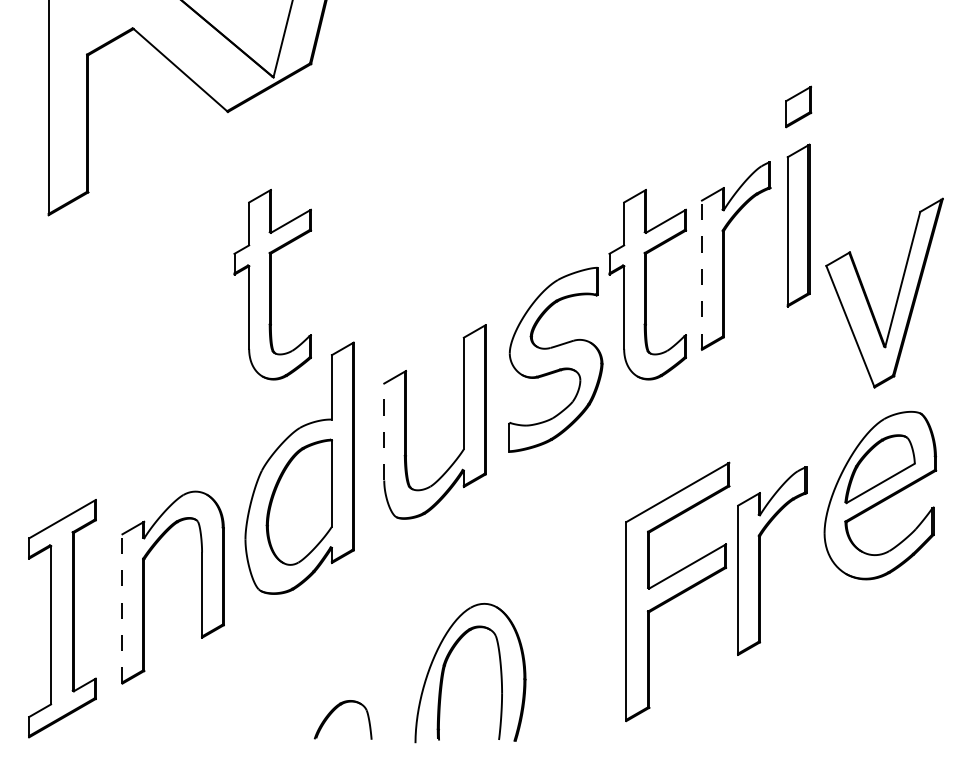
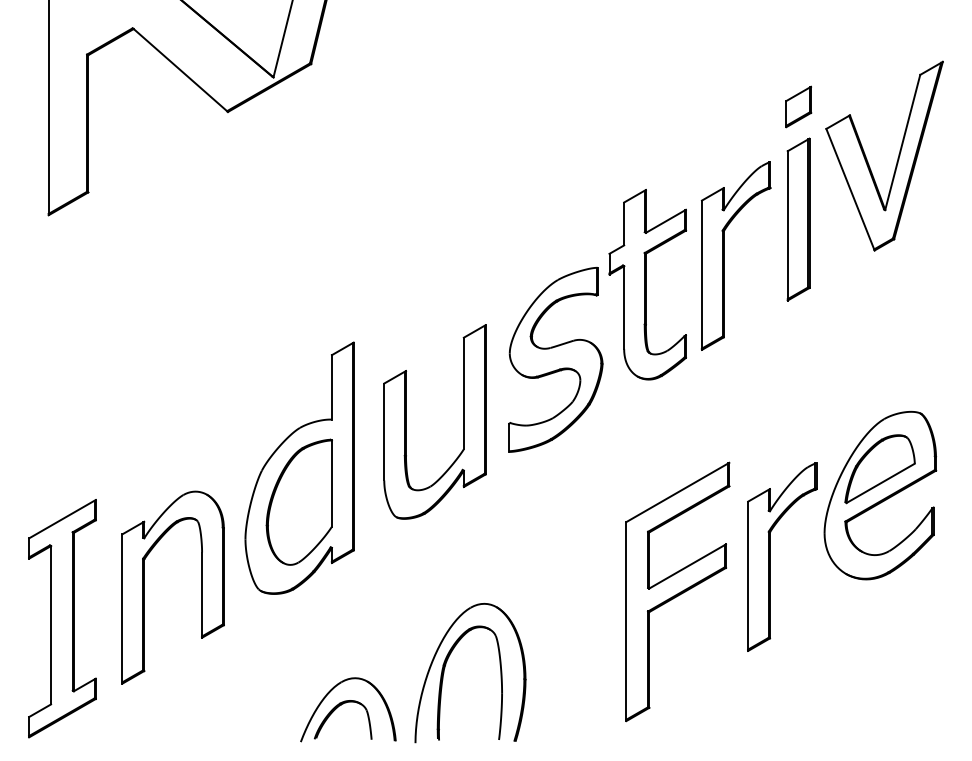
part position: (798, 225) -> (798, 219) (798, 219)
line: dashed -> solid (701, 275)
part: present -> none (272, 284)
part position: (897, 294) -> (897, 157) (897, 157)
line: dashed -> solid (384, 431)
part position: (760, 560) -> (770, 556) (770, 556)
line: dashed -> solid (122, 608)
part: none -> present (331, 691)
